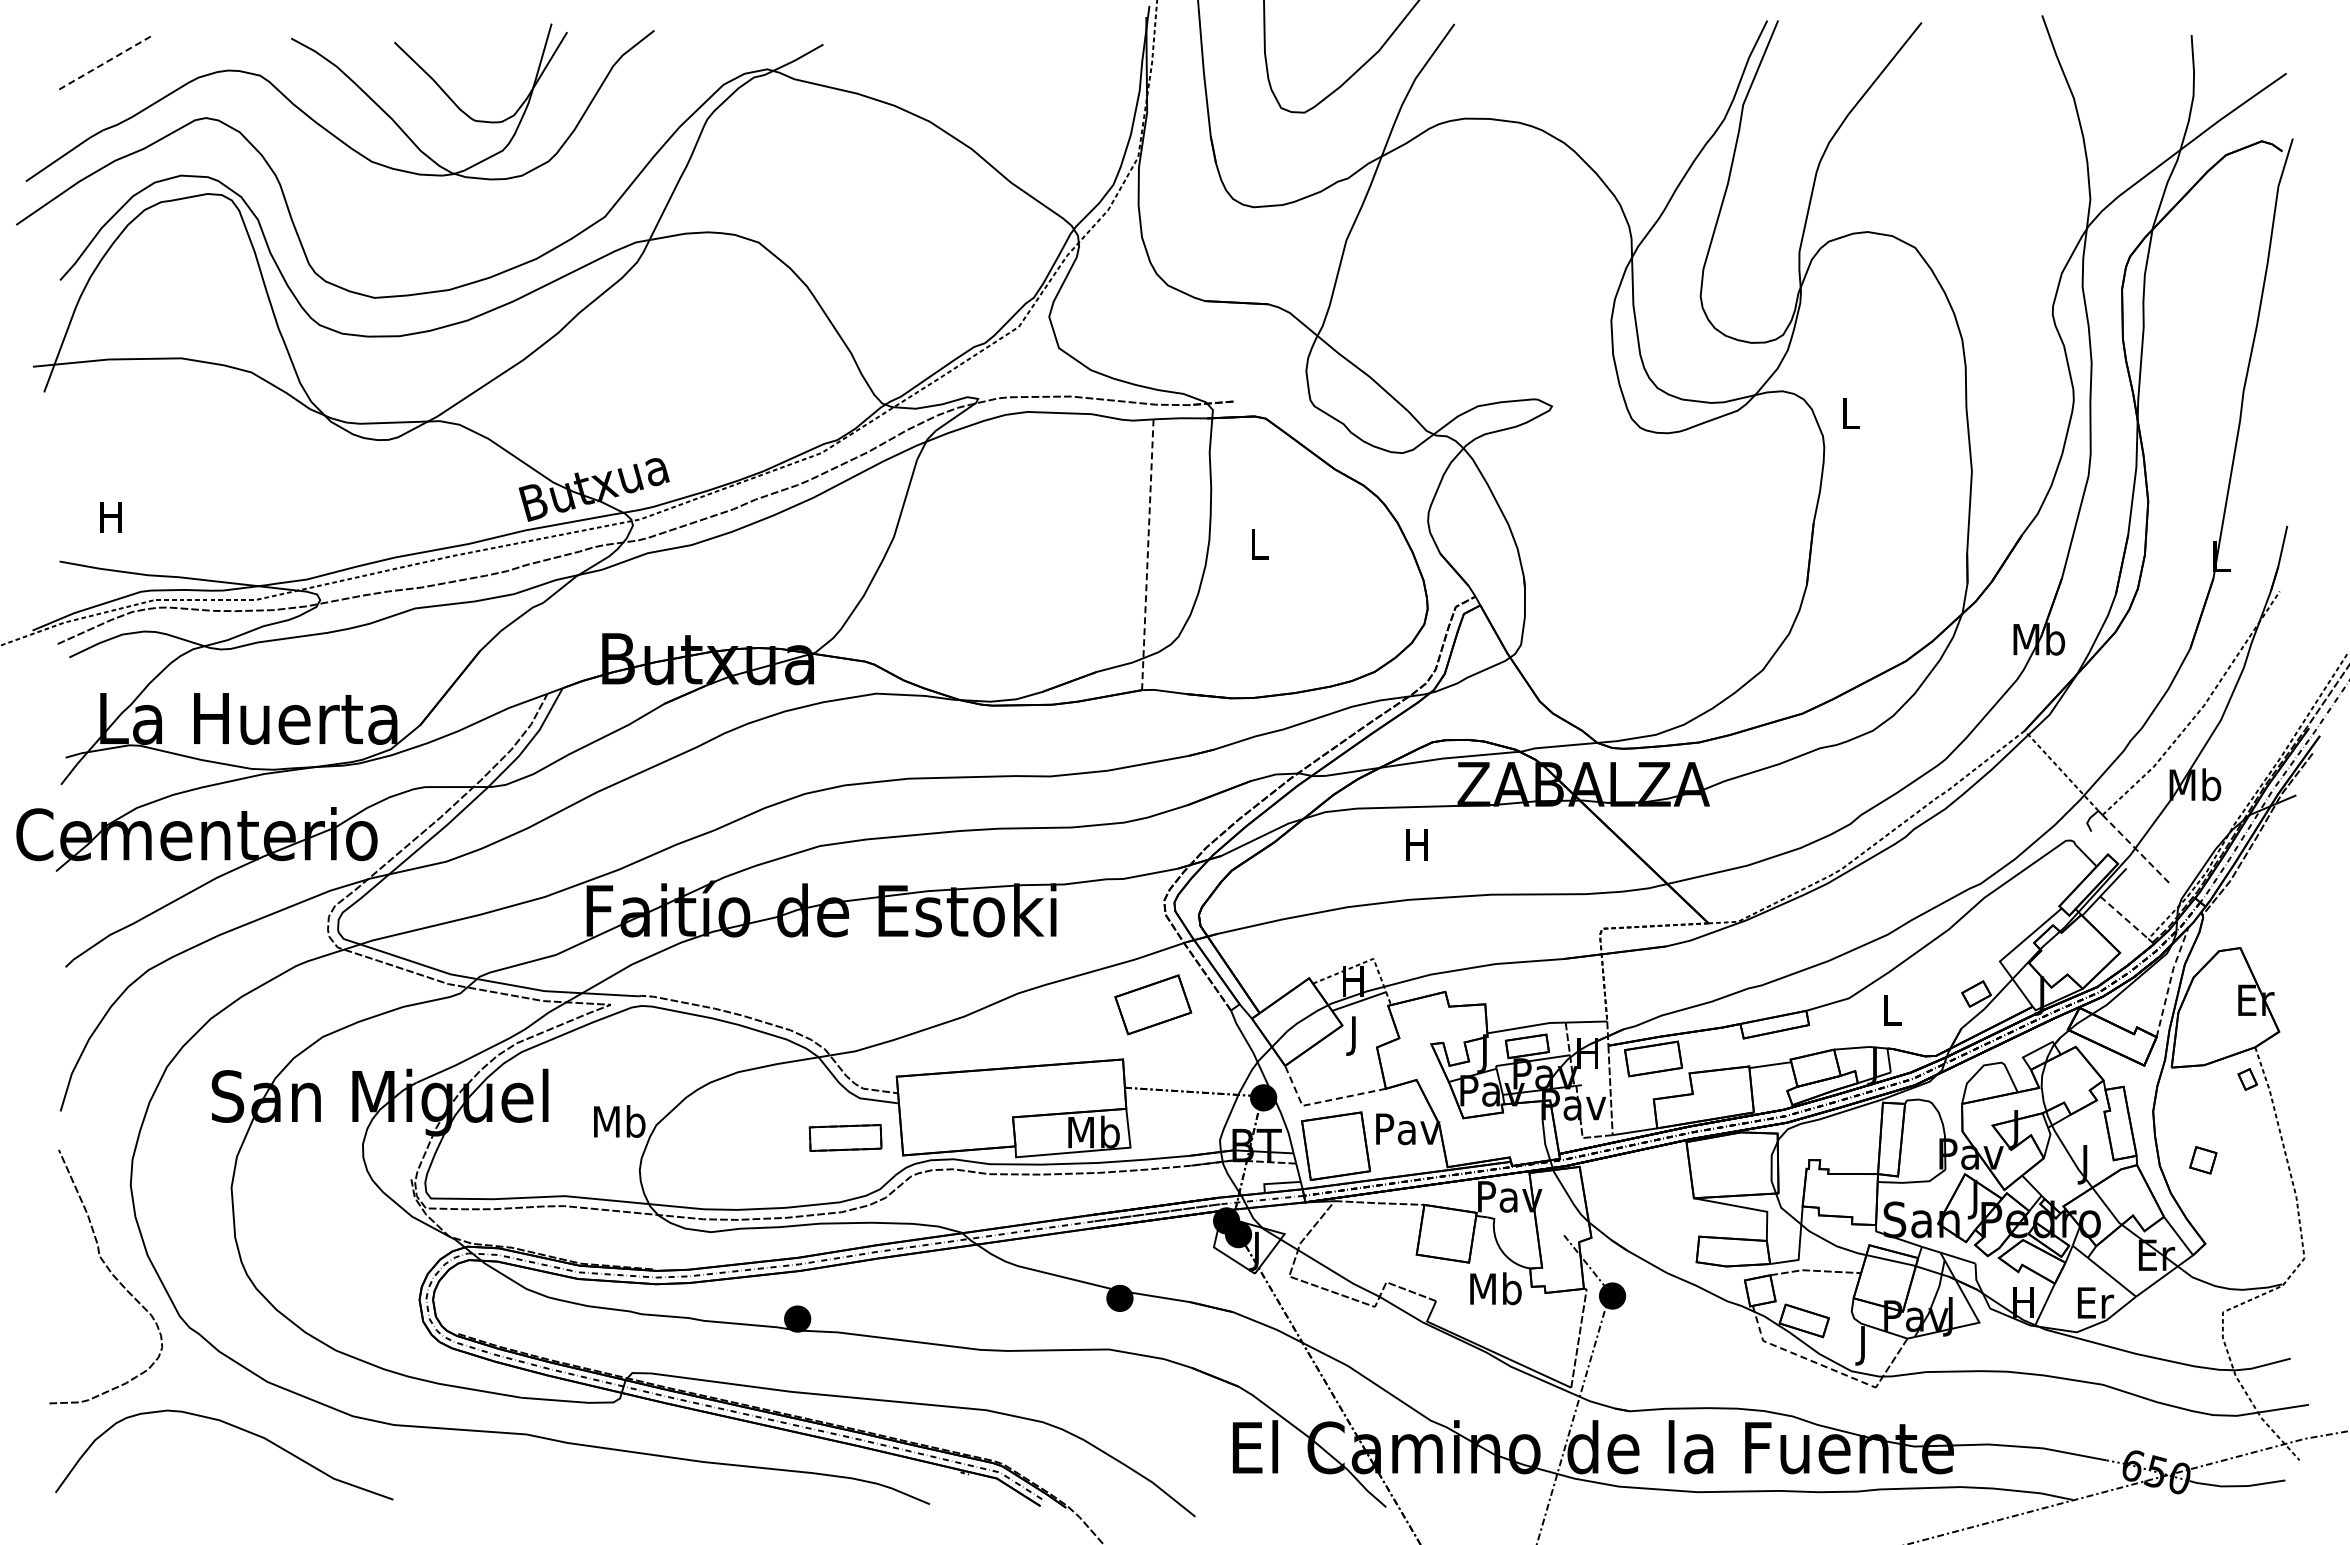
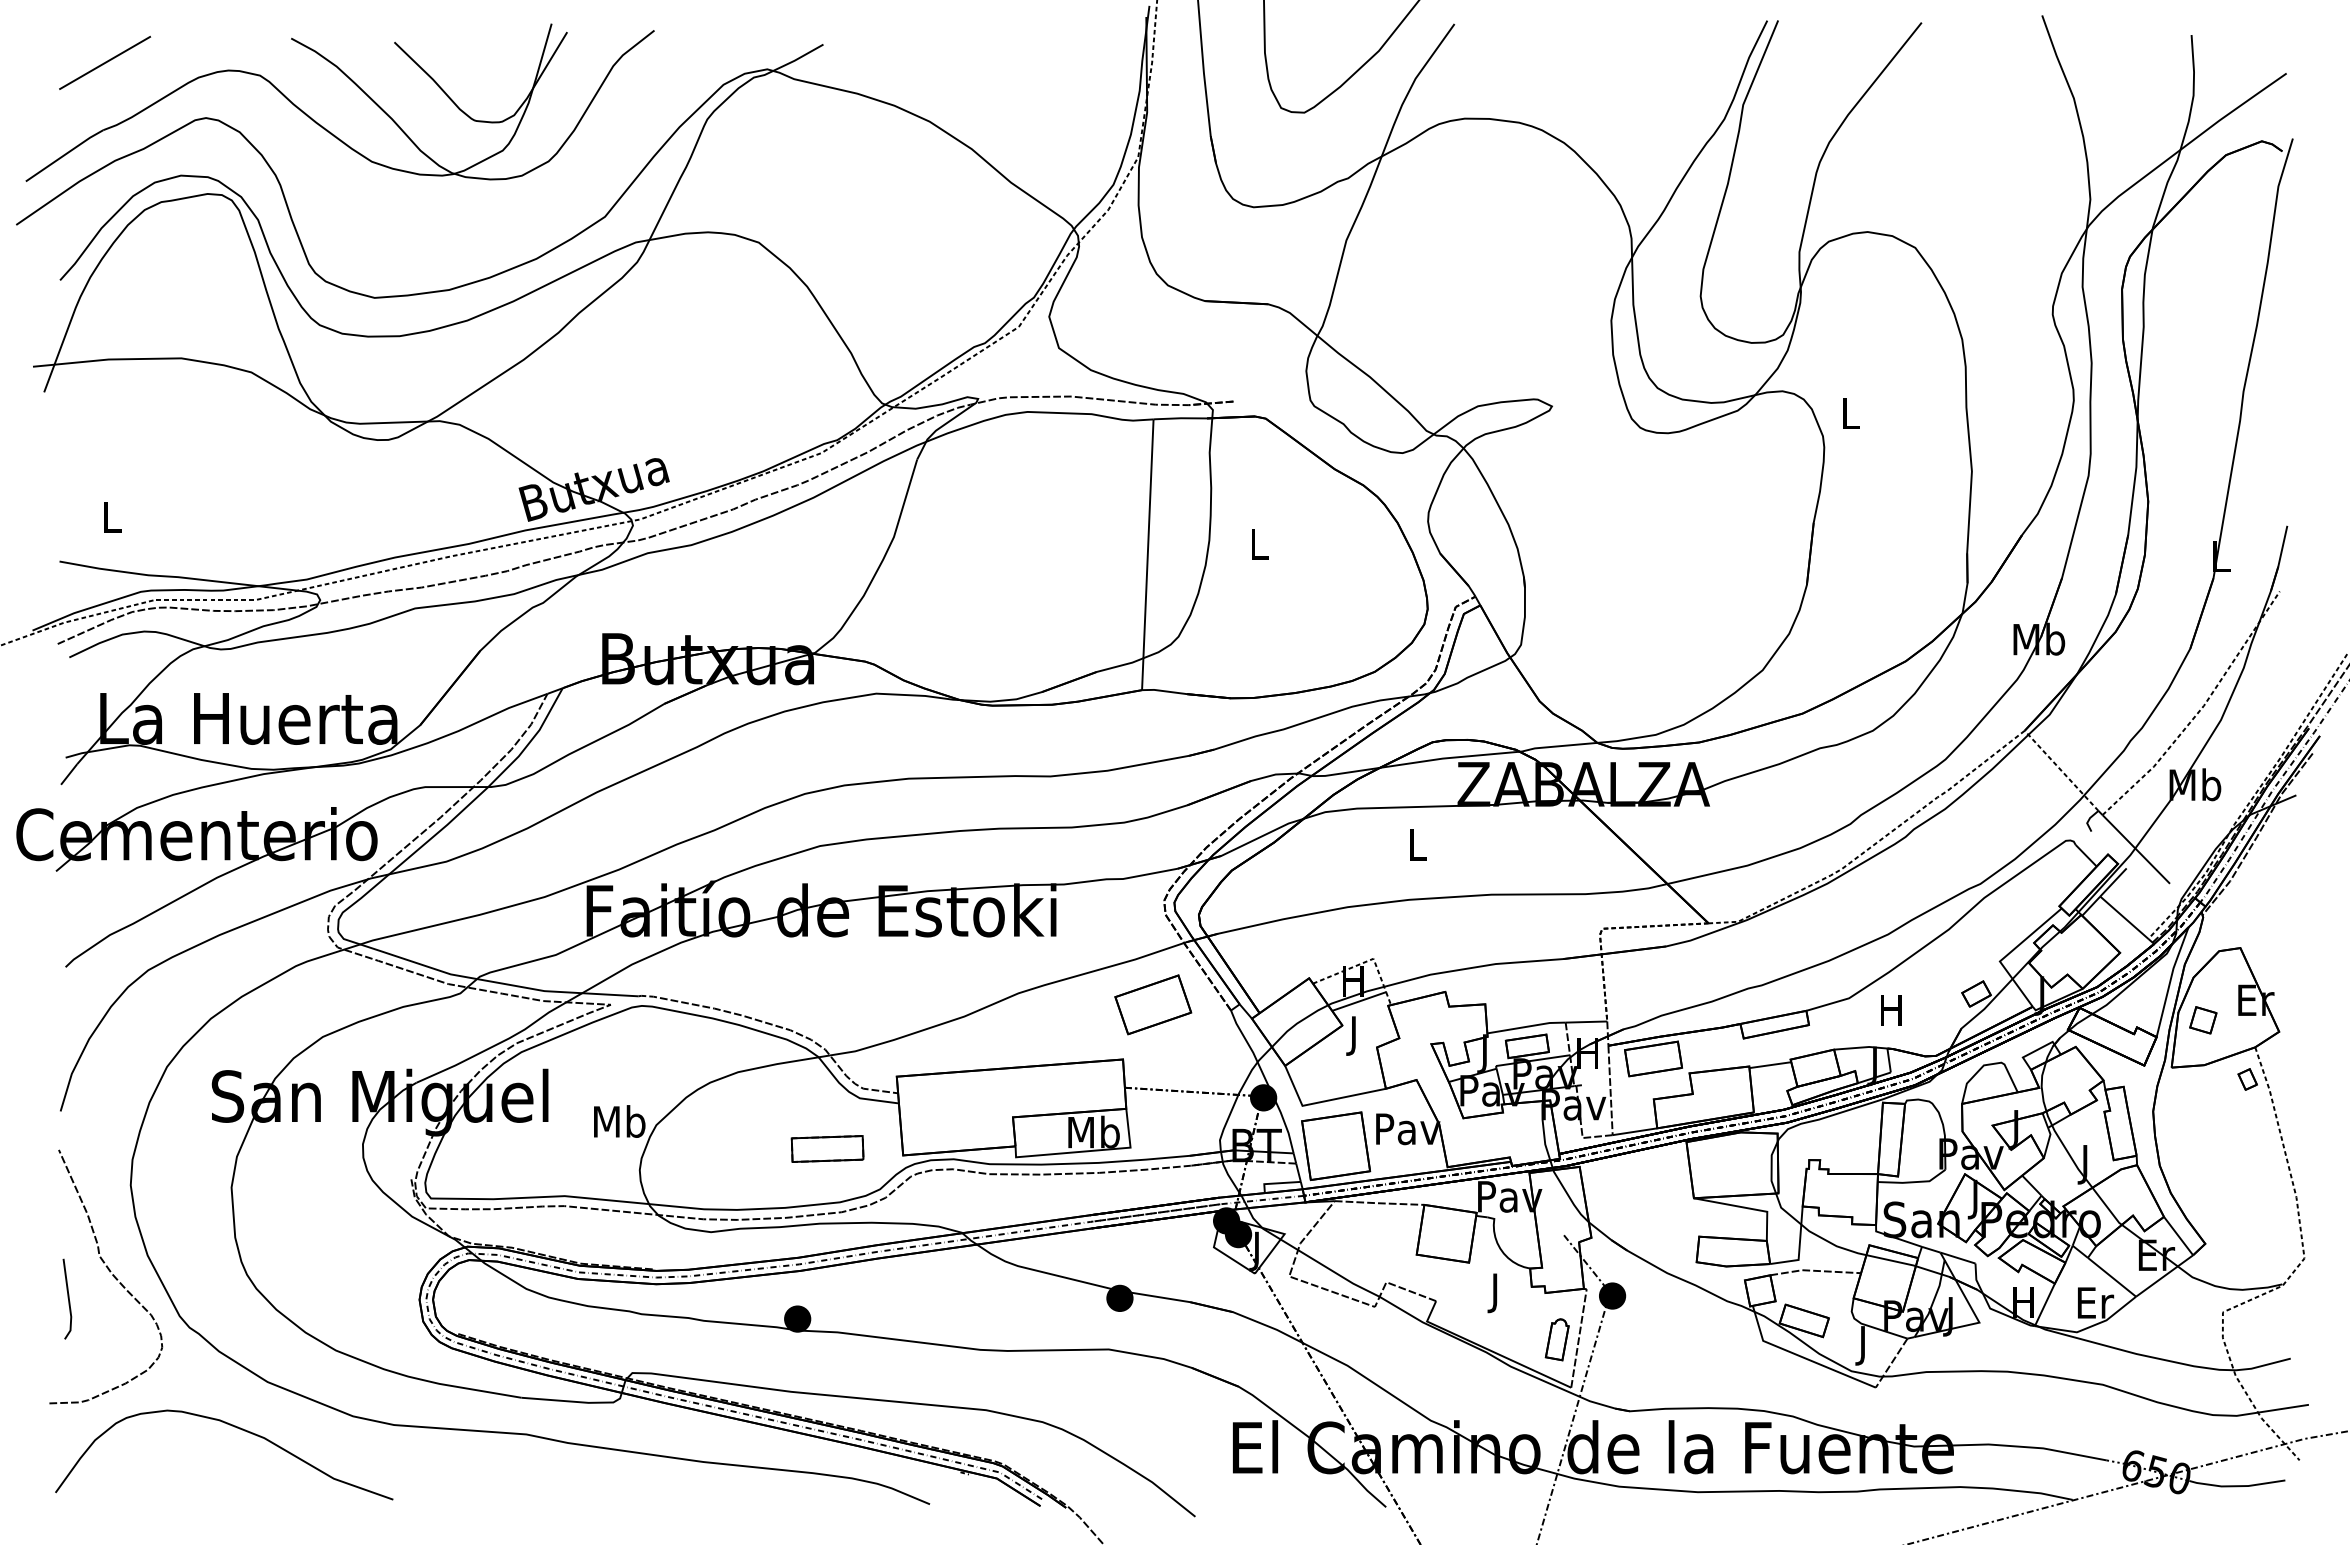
line: dashed -> solid (105, 62)
text: H -> L (110, 517)
line: dashed -> solid (1147, 555)
text: H -> L (1416, 844)
line: dashed -> solid (2136, 849)
line: dashed -> solid (2124, 918)
line: dashed -> solid (2170, 980)
text: L -> H (1891, 1010)
line: dashed -> solid (1321, 1101)
part position: (845, 1137) -> (827, 1148) (827, 1148)
part position: (2203, 1160) -> (2203, 1020) (2203, 1020)
text: Mb -> J (1495, 1292)
line: none -> present (67, 1298)
part: none -> present (1556, 1339)
line: dashed -> solid (1801, 1356)
